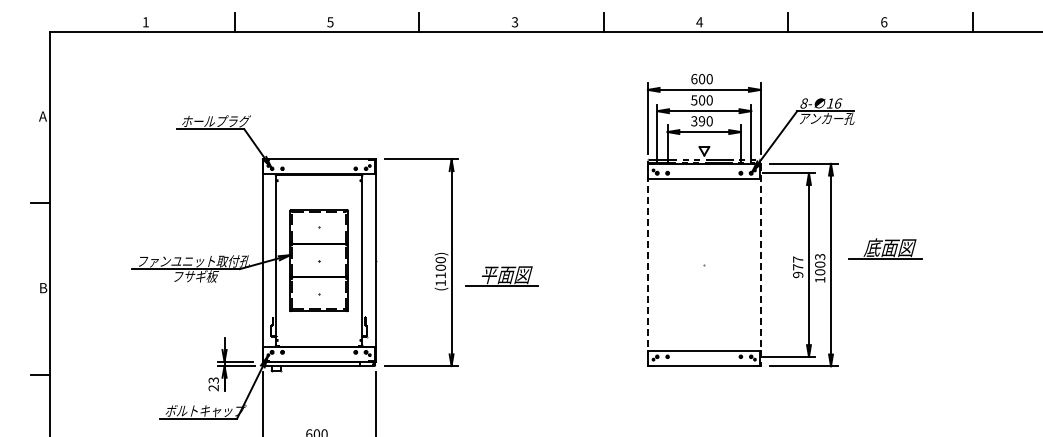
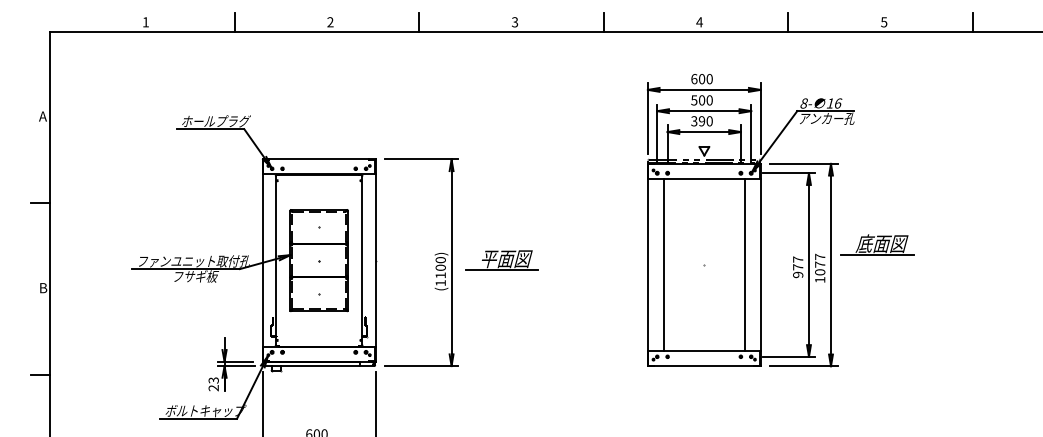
text: 5 -> 2 (330, 22)
text: 6 -> 5 (884, 22)
part position: (885, 248) -> (877, 244) (877, 244)
text: 1003 -> 1077 (820, 260)
line: none -> present (663, 264)
line: none -> present (744, 264)
line: dashed -> solid (647, 265)
line: dashed -> solid (760, 265)
part position: (501, 276) -> (501, 260) (501, 260)
